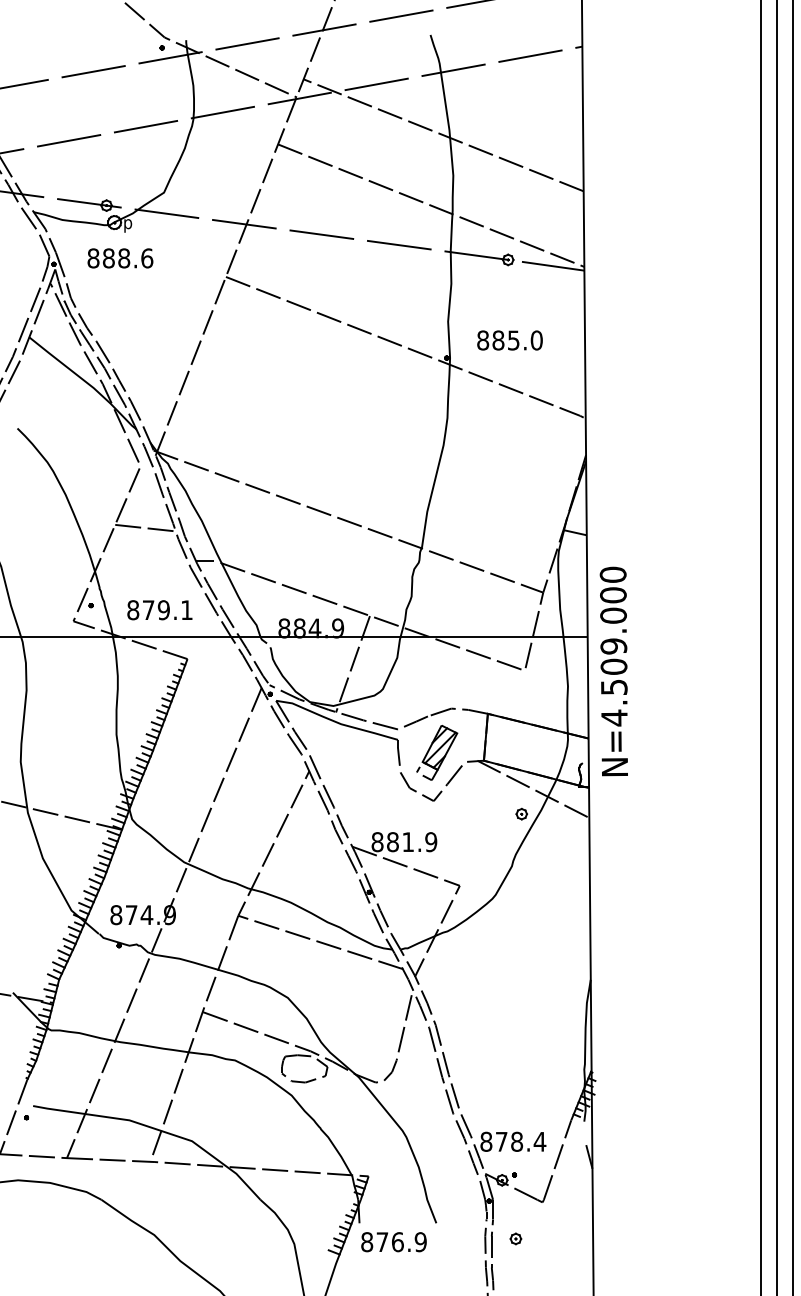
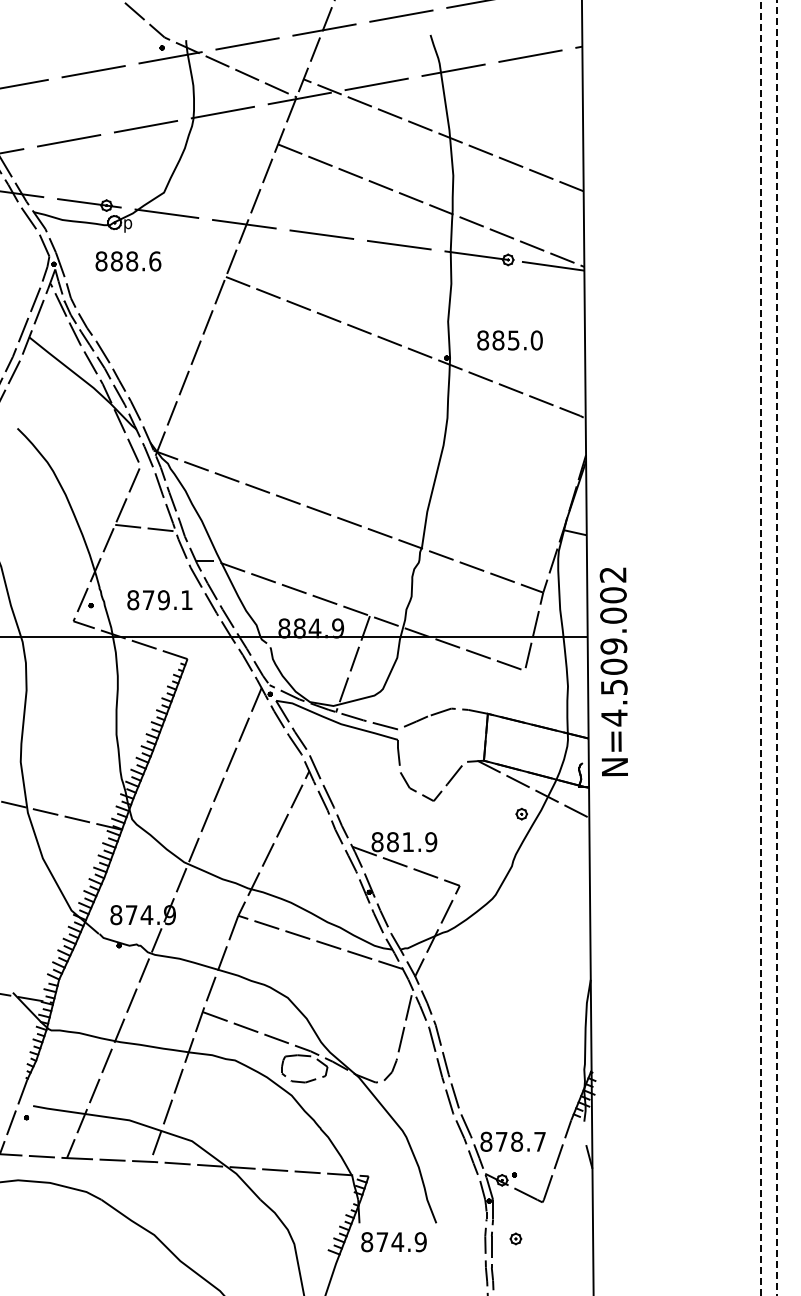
text position: (120, 258) -> (128, 261) (128, 261)
text: N=4.509.000 -> N=4.509.002 (612, 574)
text position: (159, 610) -> (159, 600) (159, 600)
line: solid -> dashed (760, 647)
line: solid -> dashed (777, 647)
line: present -> none (793, 647)
part: present -> none (437, 752)
text: 878.4 -> 878.7 (539, 1141)
text: 876.9 -> 874.9 (397, 1242)
